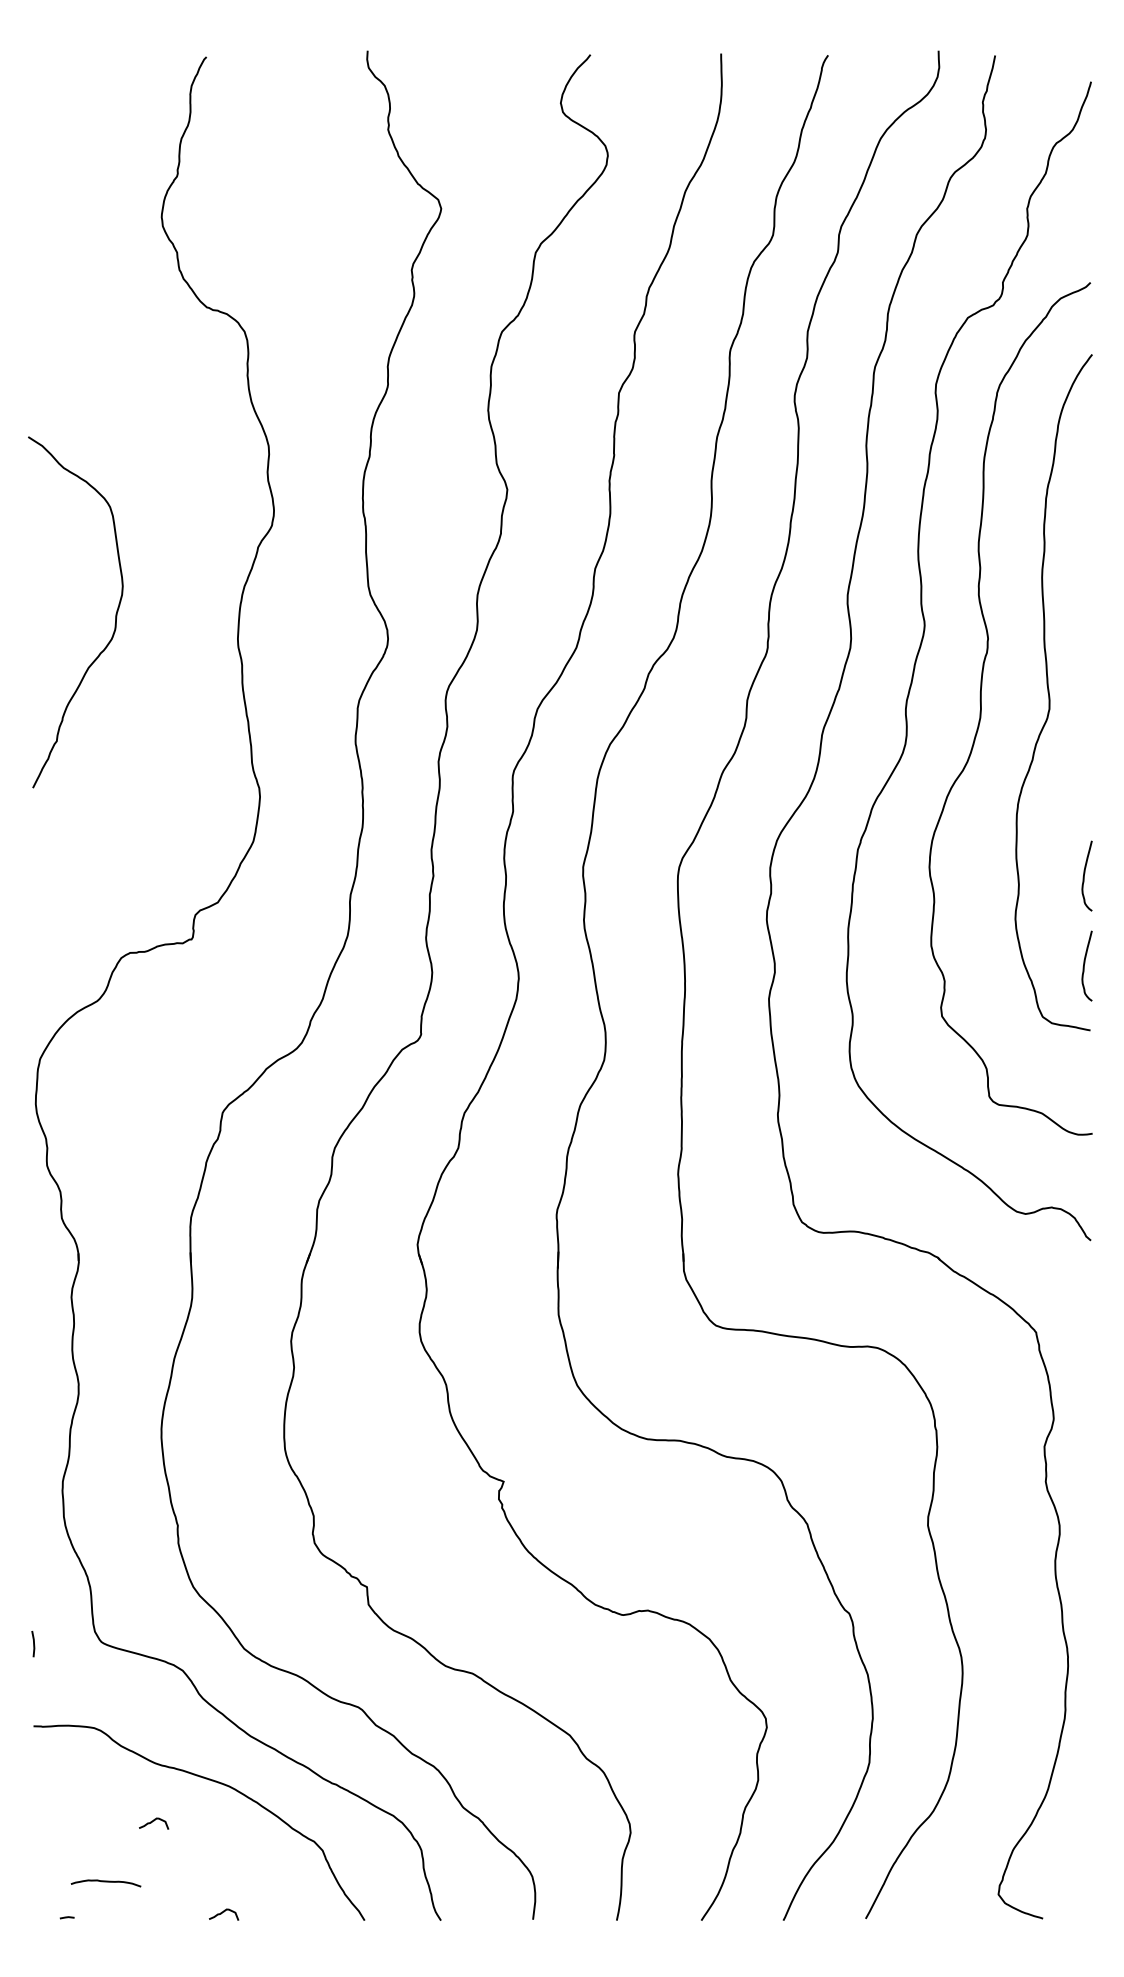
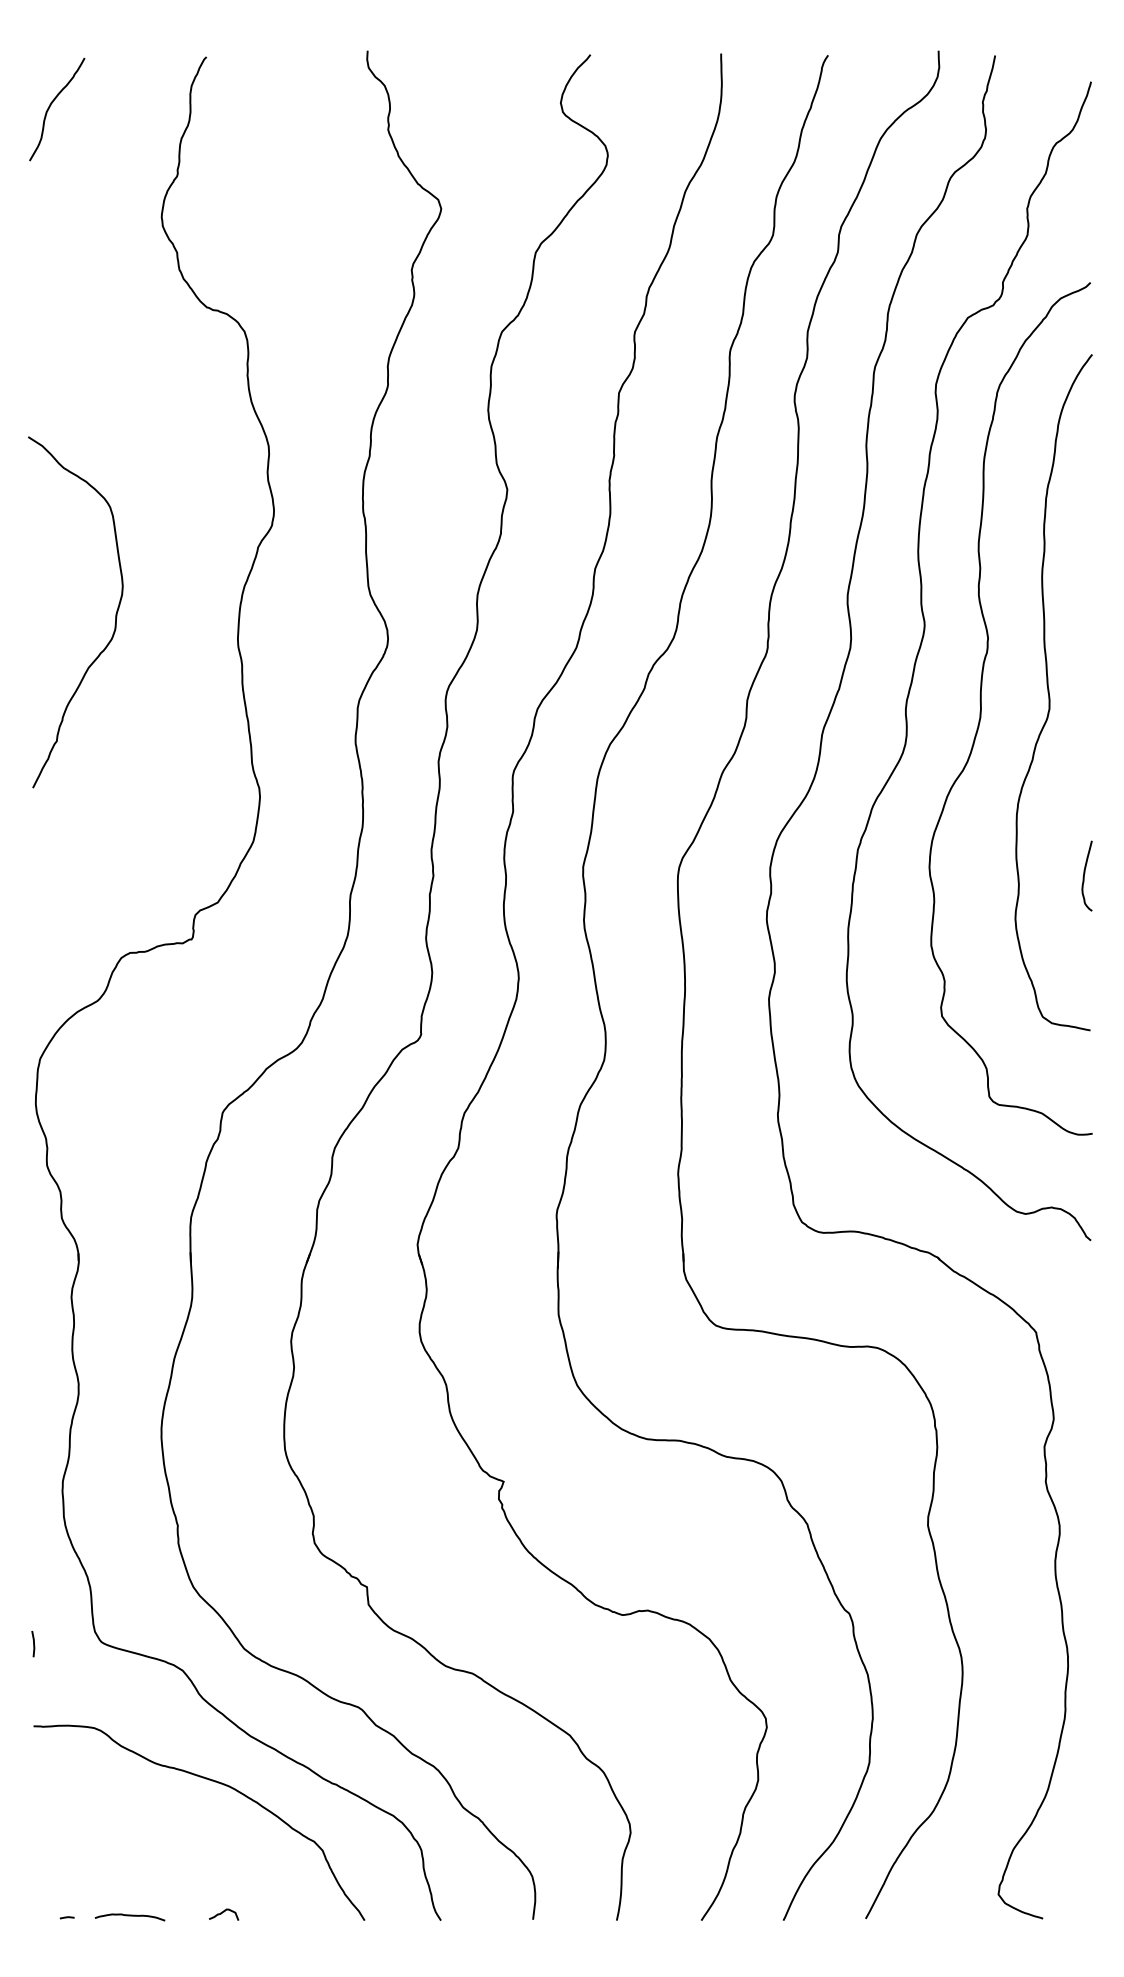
curve: none -> present (51, 105)
curve: present -> none (1084, 965)
curve: present -> none (154, 1821)
curve position: (105, 1882) -> (129, 1916) (129, 1916)
